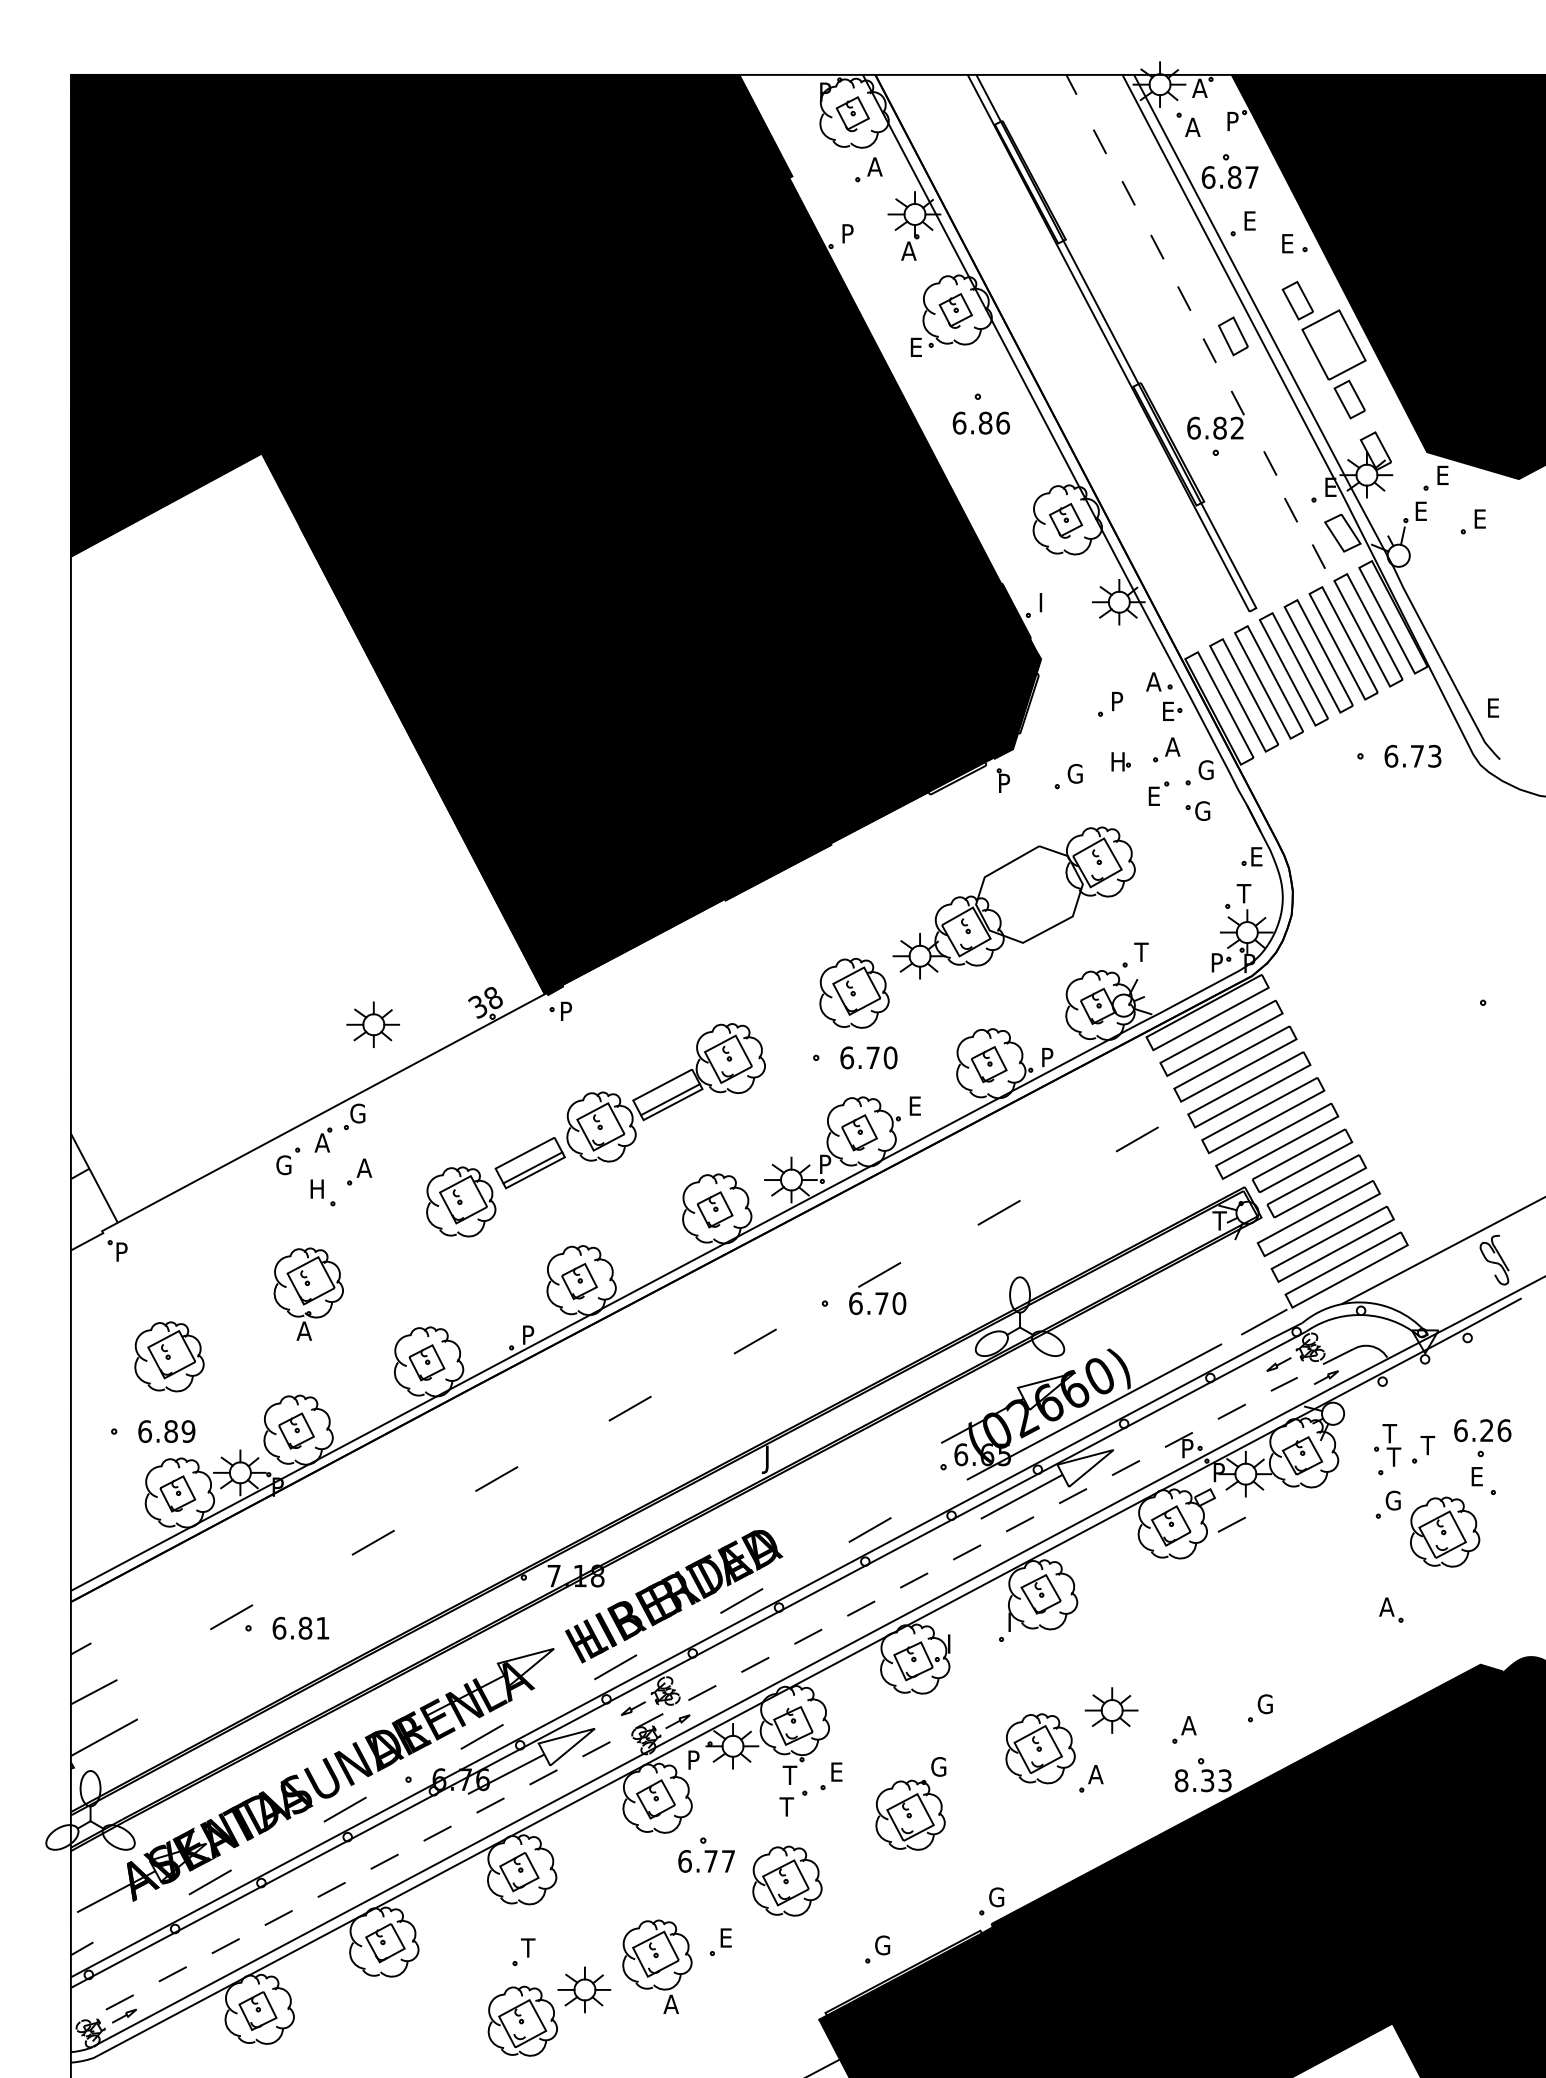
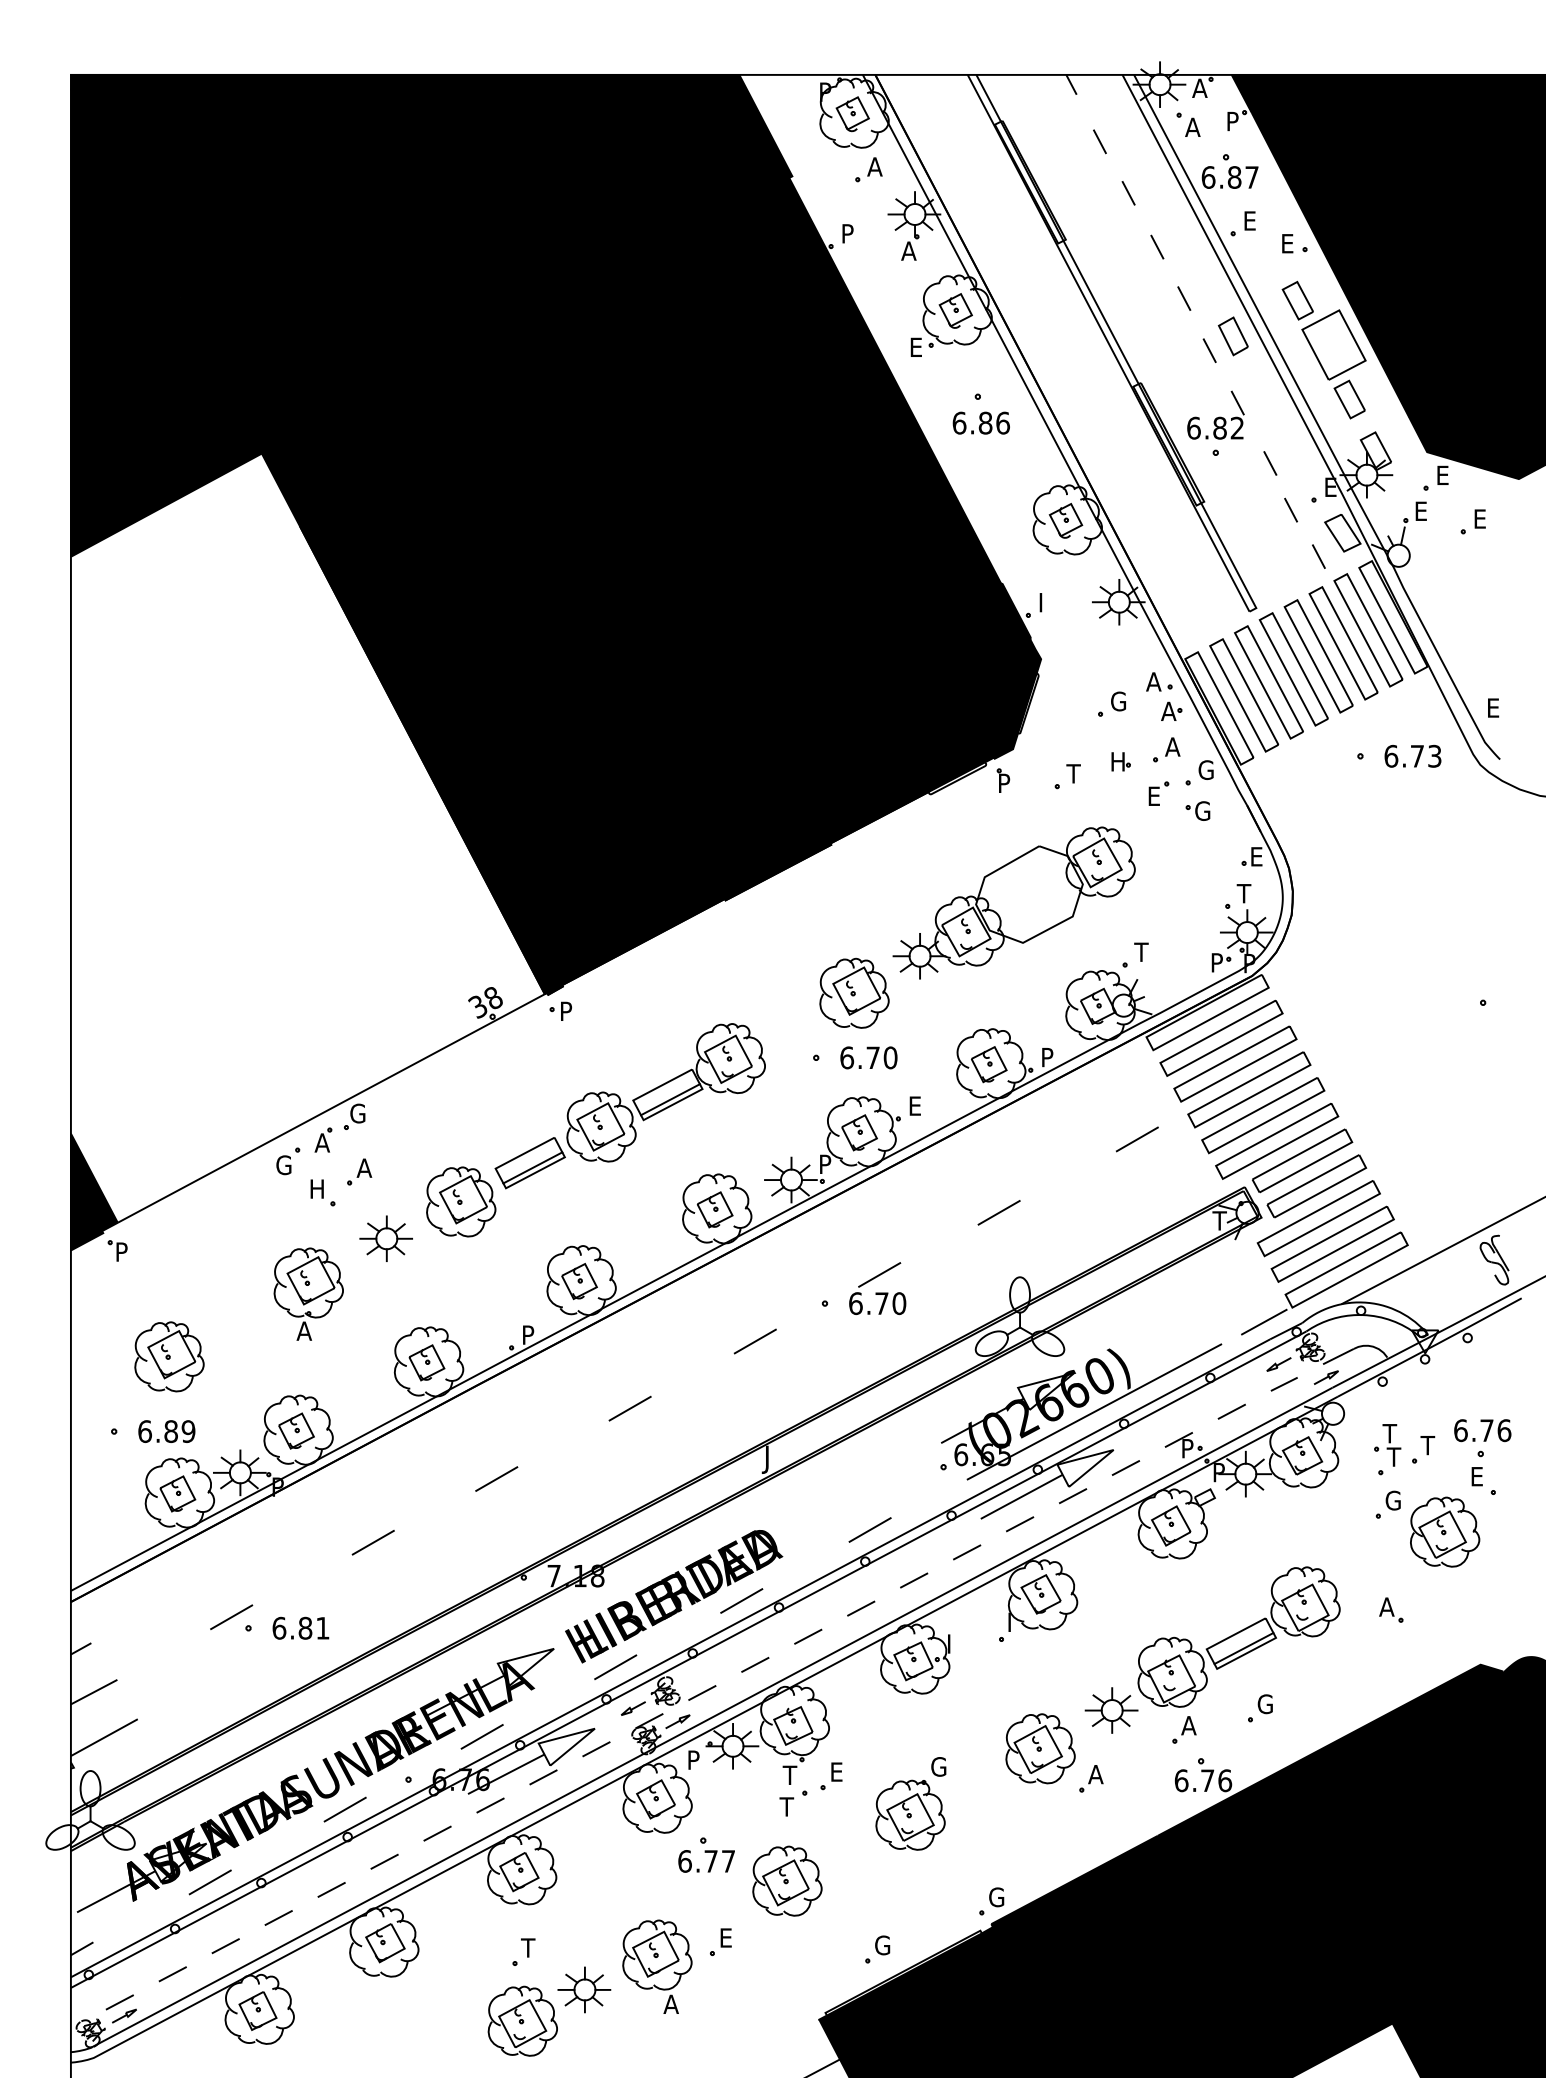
text: P -> G (1118, 701)
text: E -> A (1168, 710)
text: G -> T (1074, 773)
part position: (372, 1024) -> (385, 1238) (385, 1238)
fill: none -> present (93, 1191)
text: 6.26 -> 6.76 (1486, 1430)
line: present -> none (1231, 1524)
part: none -> present (1238, 1636)
text: 8.33 -> 6.76 (1203, 1780)
